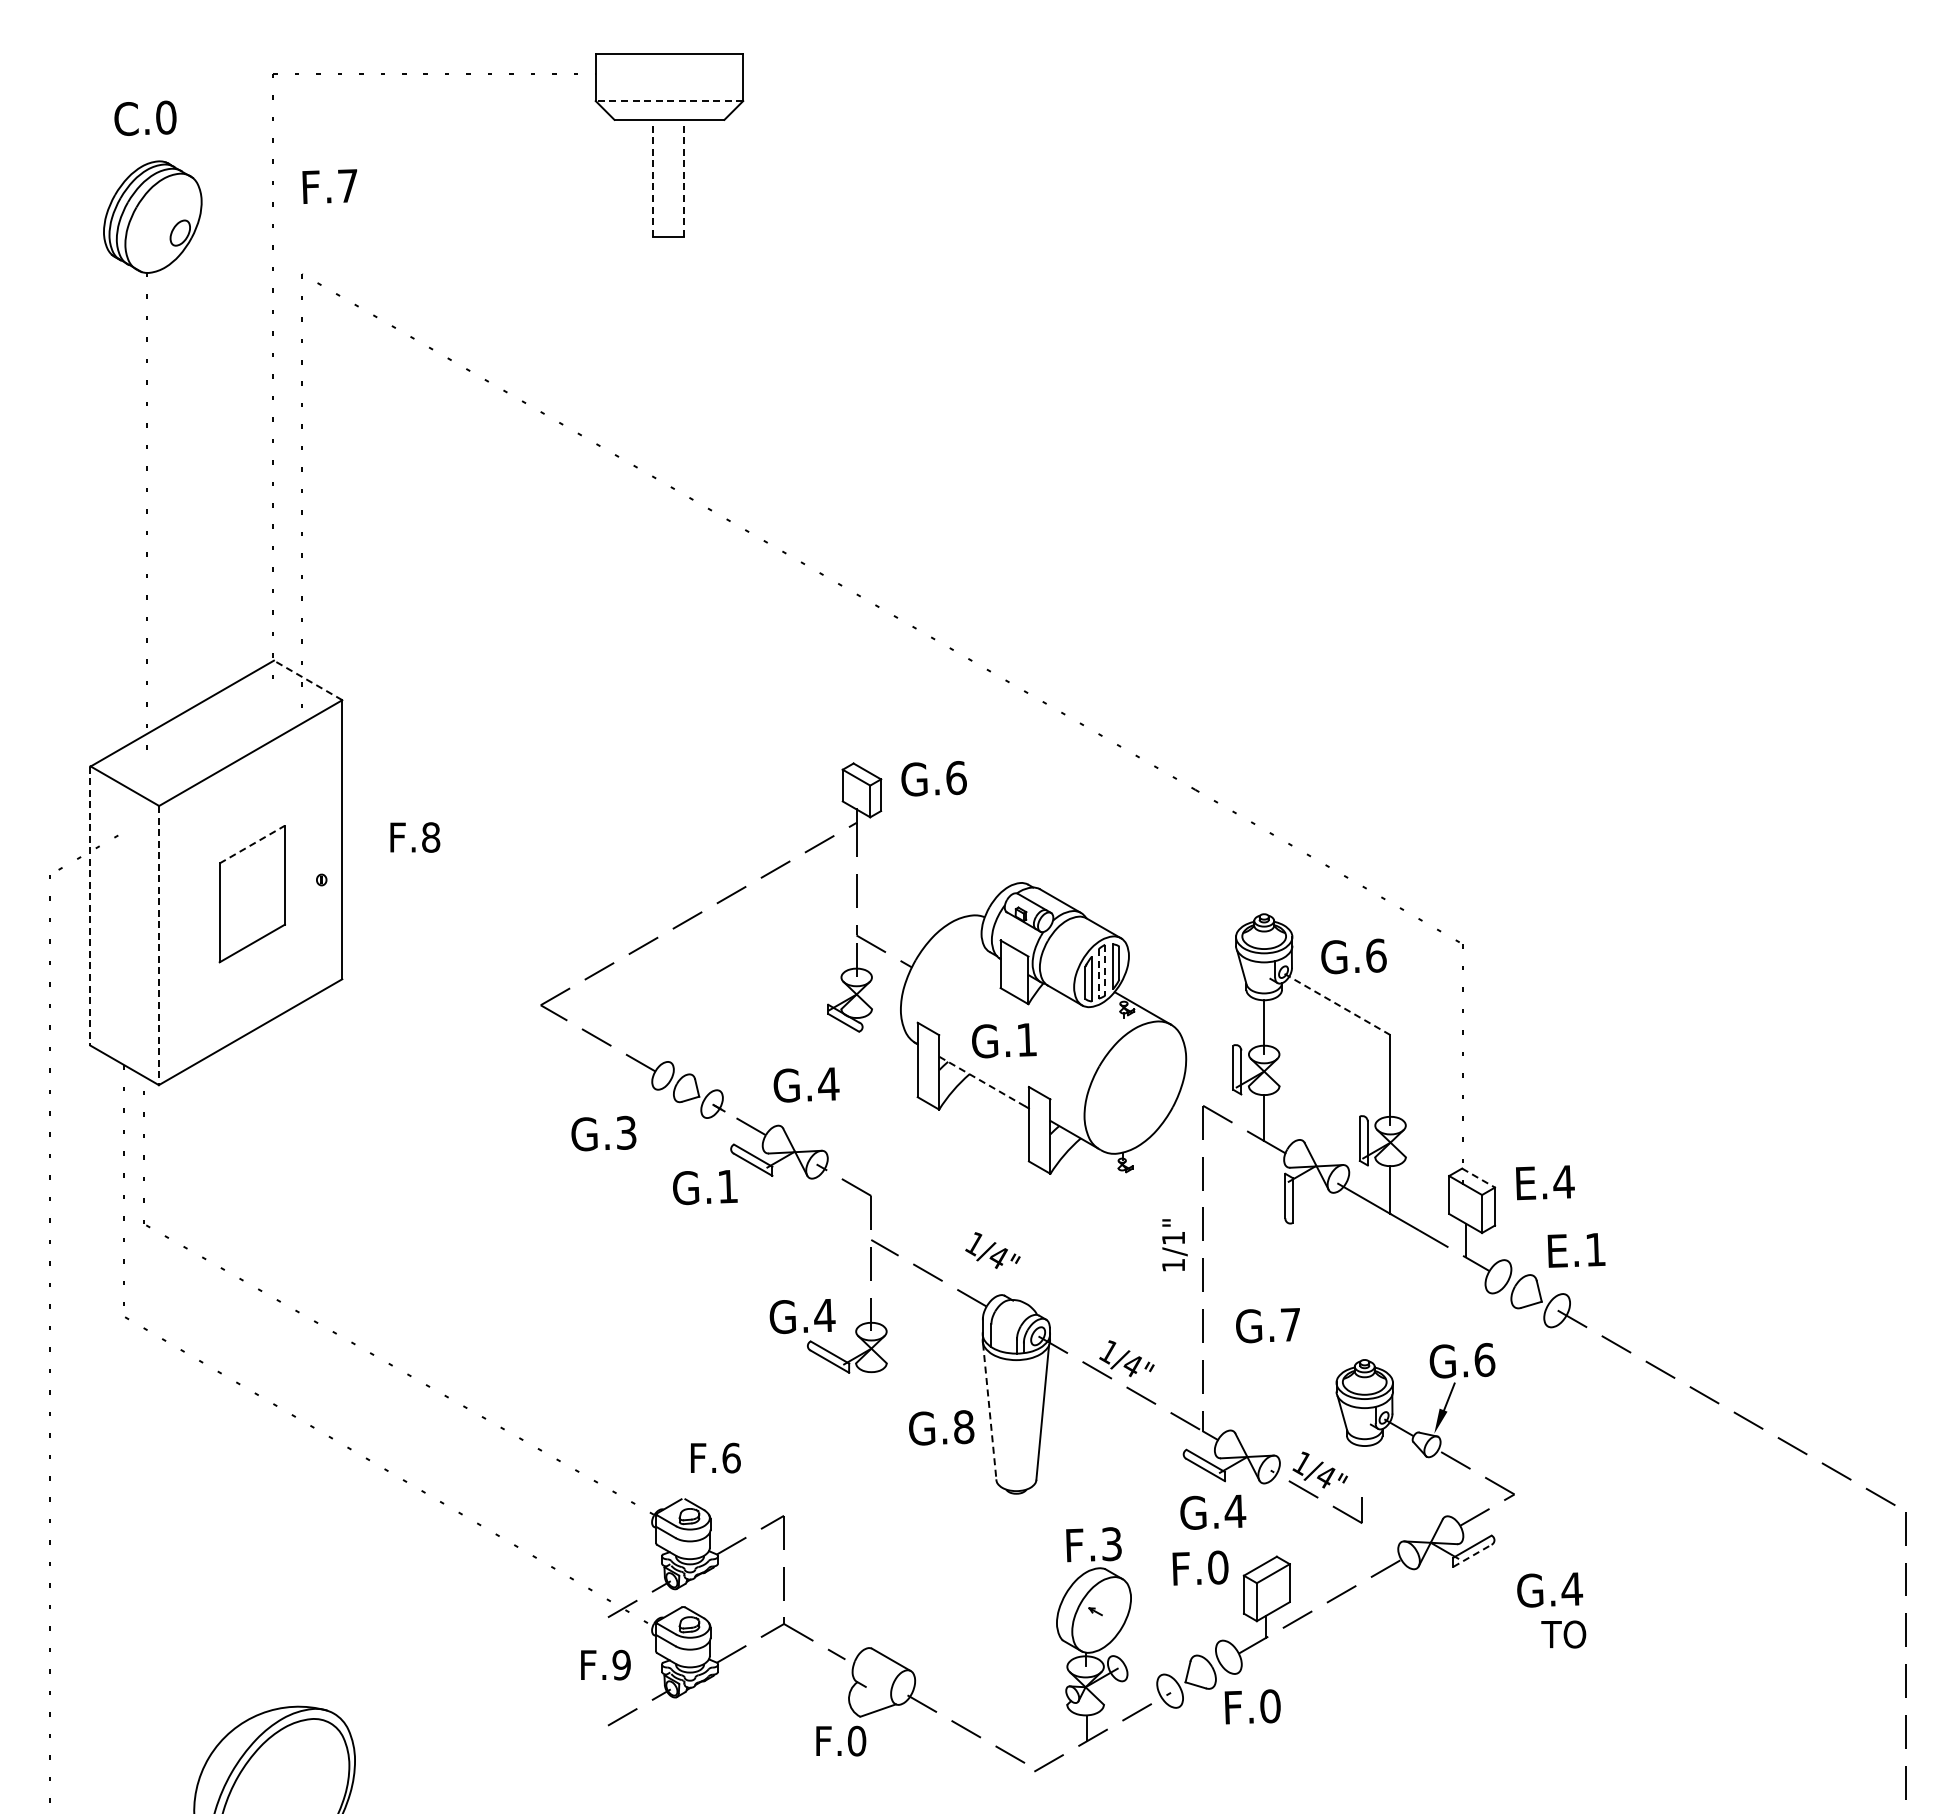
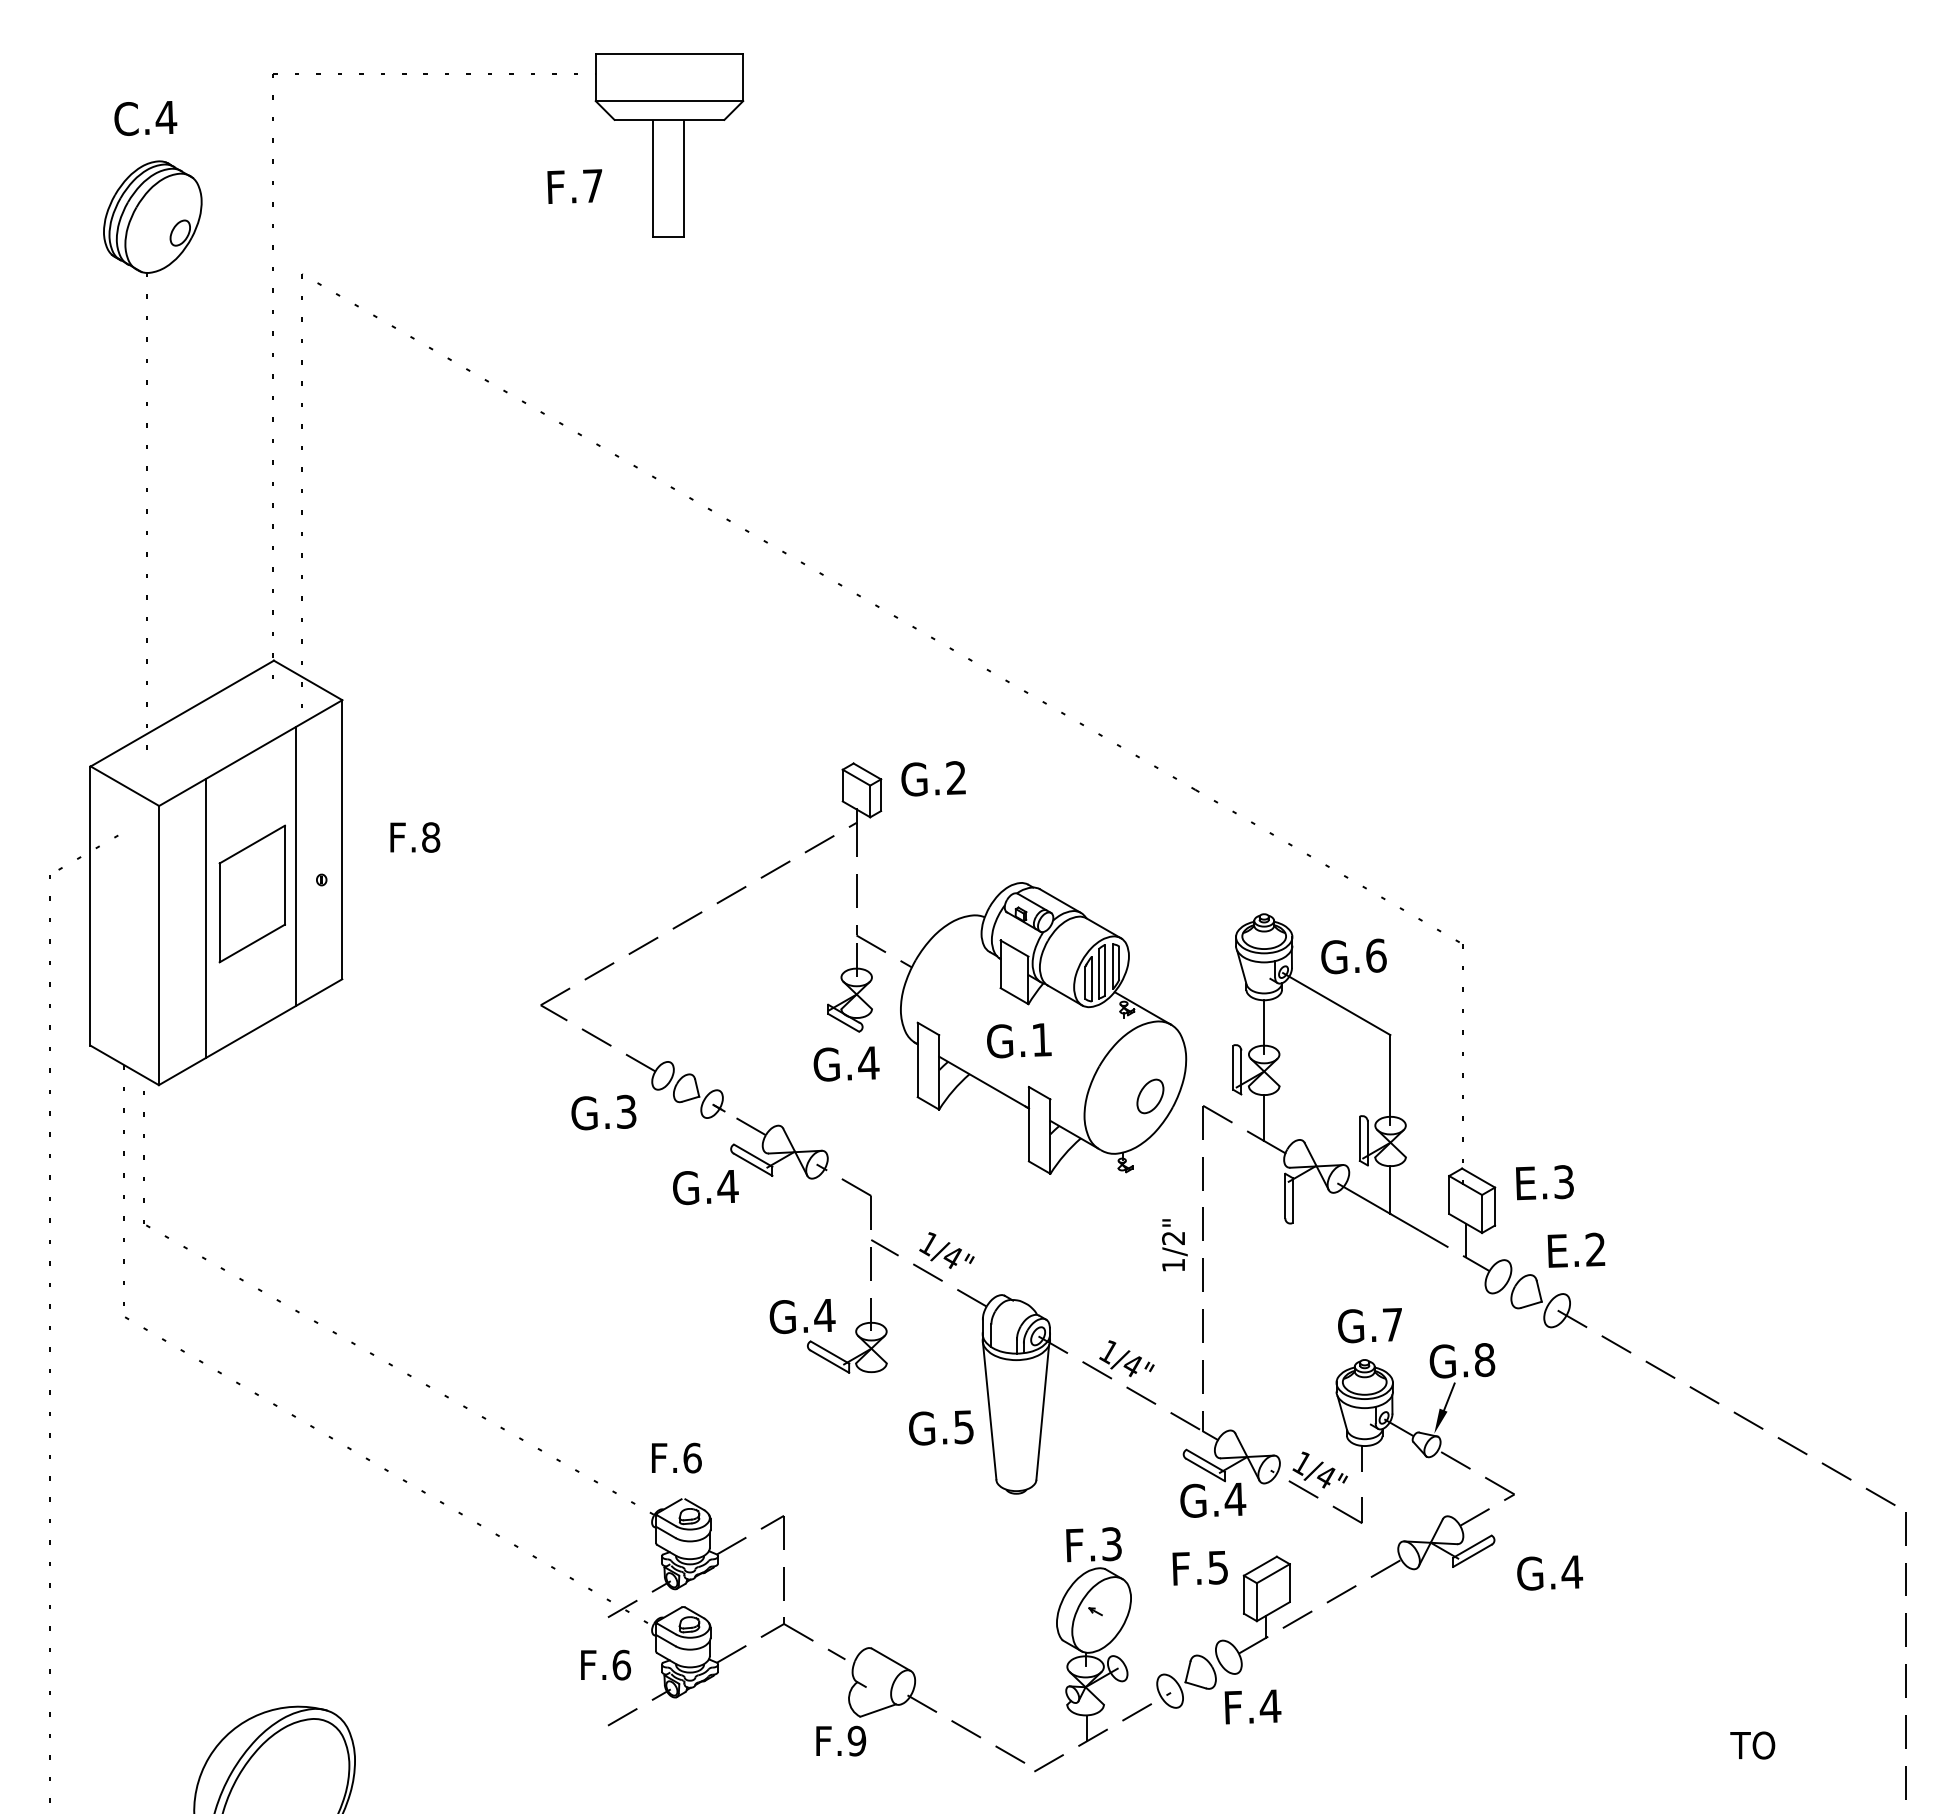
line: dashed -> solid (669, 101)
text: C.0 -> C.4 (166, 117)
line: dashed -> solid (653, 178)
line: dashed -> solid (684, 178)
text position: (329, 186) -> (574, 186) (574, 186)
line: dashed -> solid (308, 680)
text: G.6 -> G.2 (956, 778)
line: dashed -> solid (252, 844)
line: none -> present (296, 865)
line: dashed -> solid (90, 906)
line: none -> present (206, 917)
line: dashed -> solid (158, 946)
line: dashed -> solid (1105, 970)
line: dashed -> solid (1098, 973)
line: dashed -> solid (1336, 1004)
text position: (1004, 1040) -> (1019, 1040) (1019, 1040)
line: dashed -> solid (984, 1082)
text position: (806, 1084) -> (846, 1063) (846, 1063)
part: none -> present (1150, 1096)
text position: (603, 1133) -> (603, 1112) (603, 1112)
line: dashed -> solid (1478, 1178)
text: E.4 -> E.3 (1563, 1182)
text: G.1 -> G.4 (727, 1186)
text: 1/1" -> 1/2" (1173, 1238)
text: E.1 -> E.2 (1595, 1249)
text position: (992, 1250) -> (946, 1250) (946, 1250)
text position: (1267, 1325) -> (1369, 1325) (1369, 1325)
text: G.6 -> G.8 (1484, 1359)
line: dashed -> solid (989, 1411)
text: G.8 -> G.5 (964, 1427)
text position: (715, 1457) -> (676, 1457) (676, 1457)
line: none -> present (1362, 1458)
text position: (1213, 1511) -> (1213, 1499) (1213, 1499)
line: dashed -> solid (1472, 1555)
text: F.0 -> F.5 (1218, 1567)
text position: (1550, 1589) -> (1550, 1572) (1550, 1572)
text position: (1563, 1634) -> (1752, 1745) (1752, 1745)
text: F.9 -> F.6 (621, 1664)
text: F.0 -> F.4 (1270, 1706)
text: F.0 -> F.9 (856, 1741)
